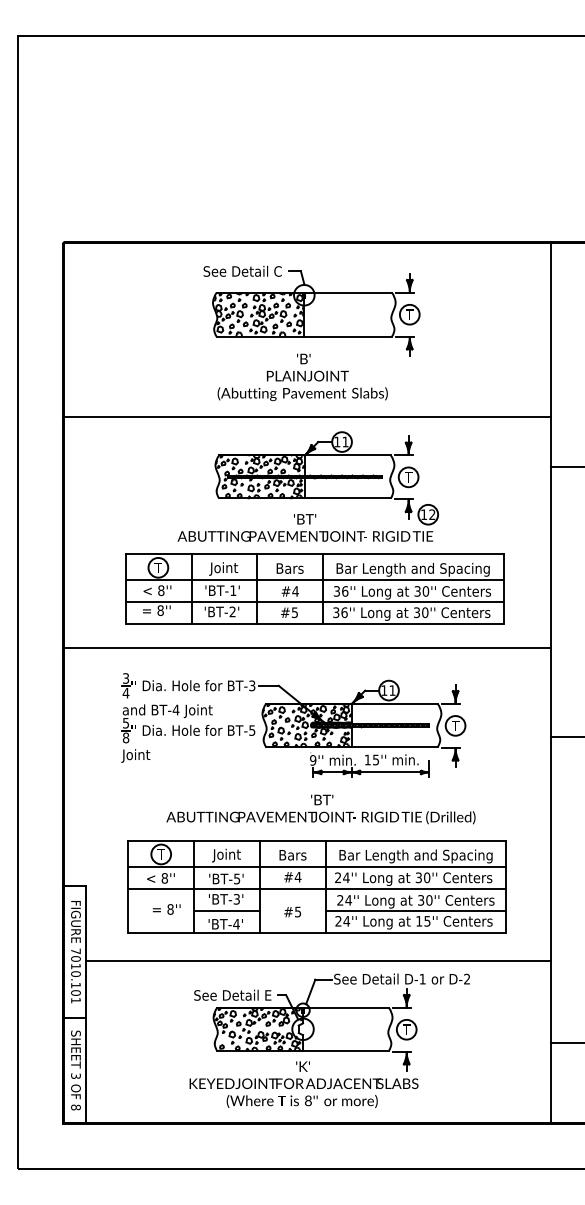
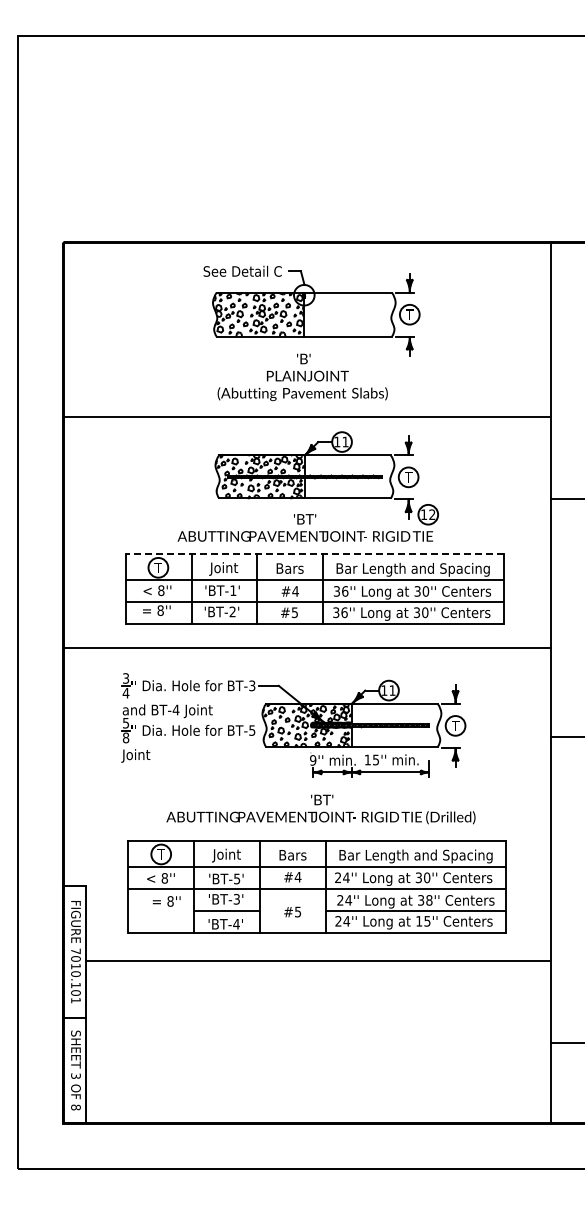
line position: (565, 466) -> (565, 498) (565, 498)
line: solid -> dashed (314, 553)
text: 30'' -> 38'' (429, 900)
text position: (166, 909) -> (166, 901) (166, 901)
part: present -> none (329, 1040)
